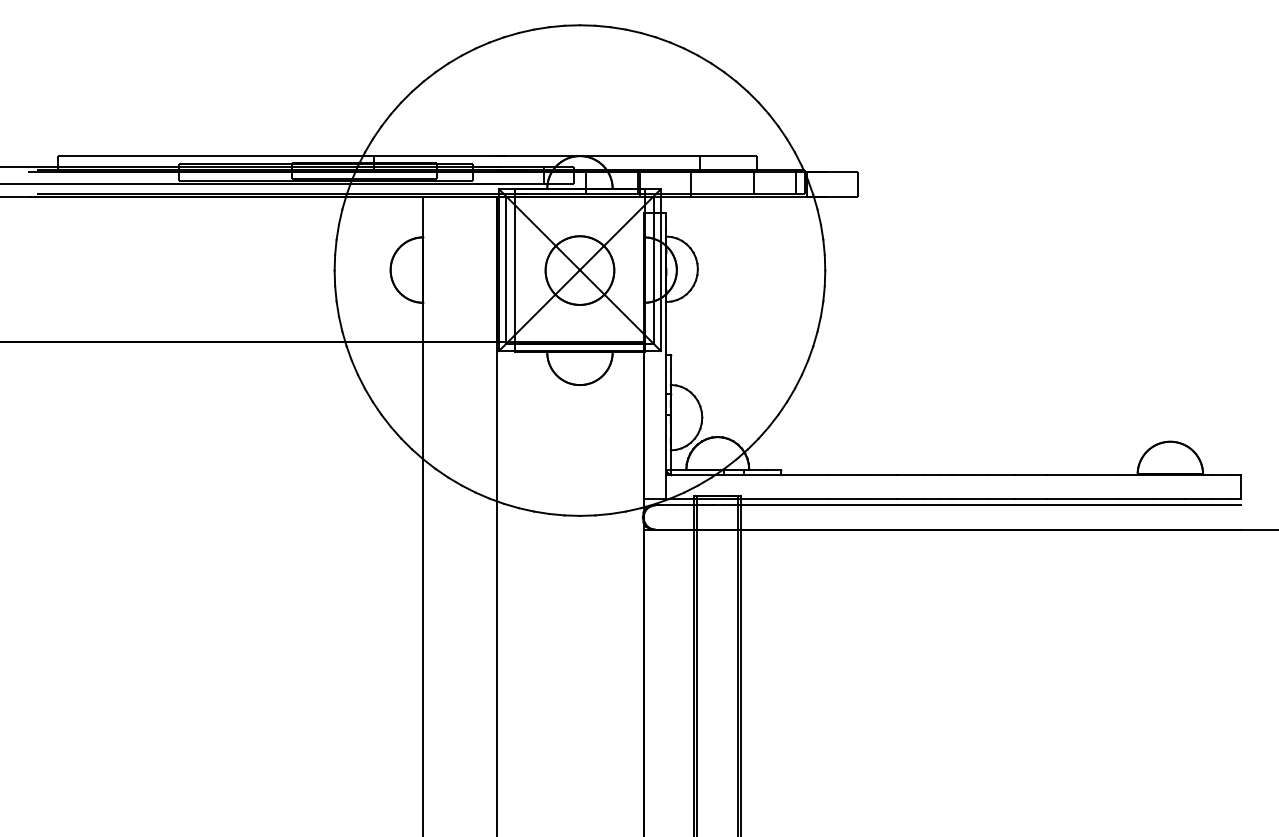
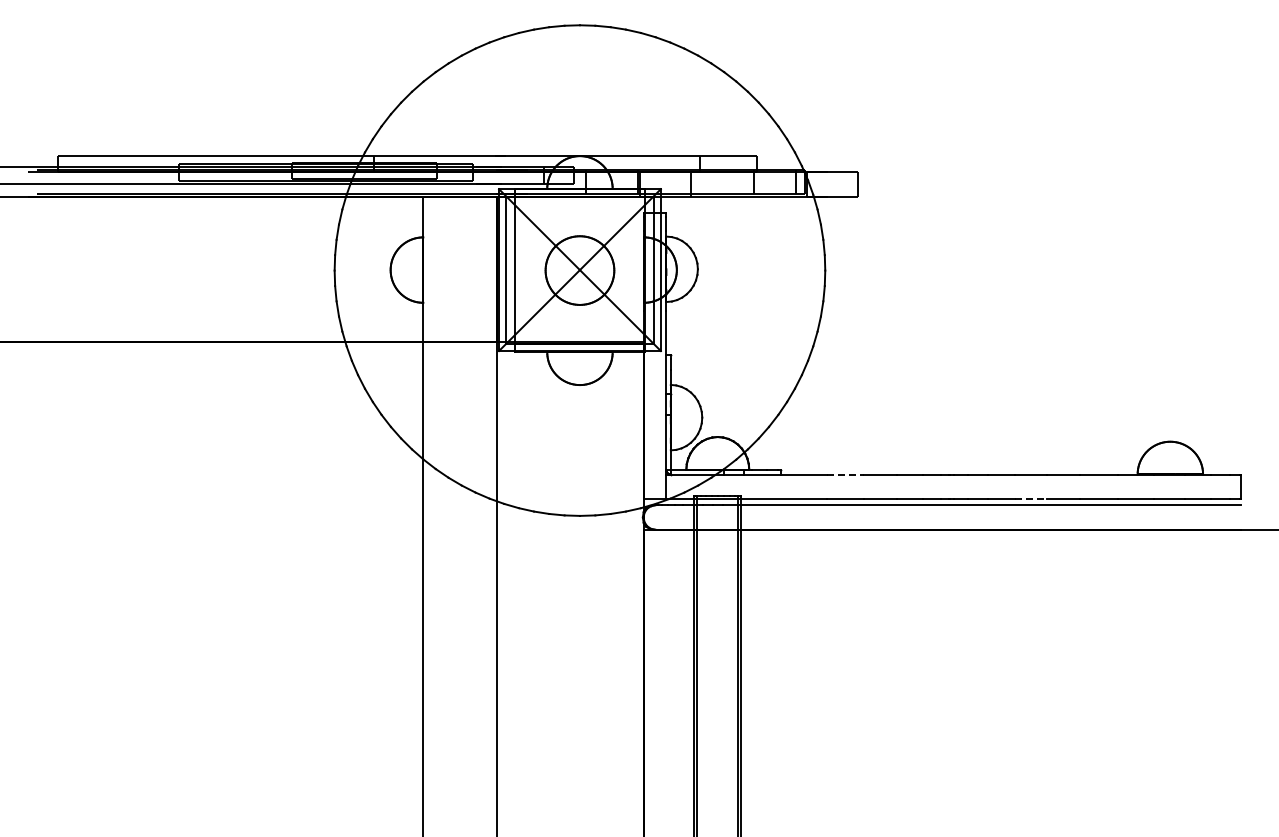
line: solid -> dashed (846, 474)
line: solid -> dashed (1030, 498)
